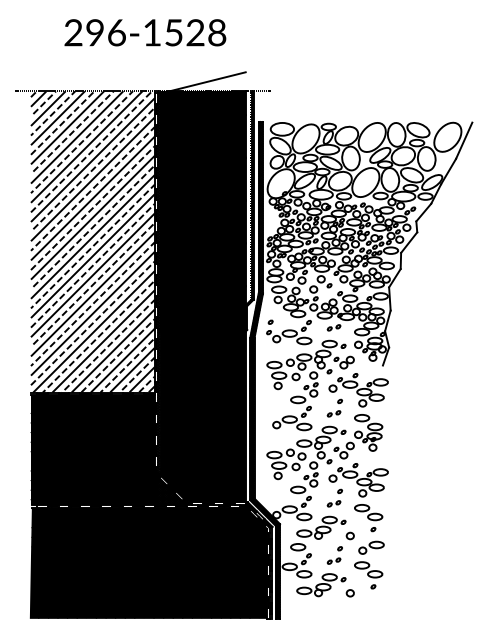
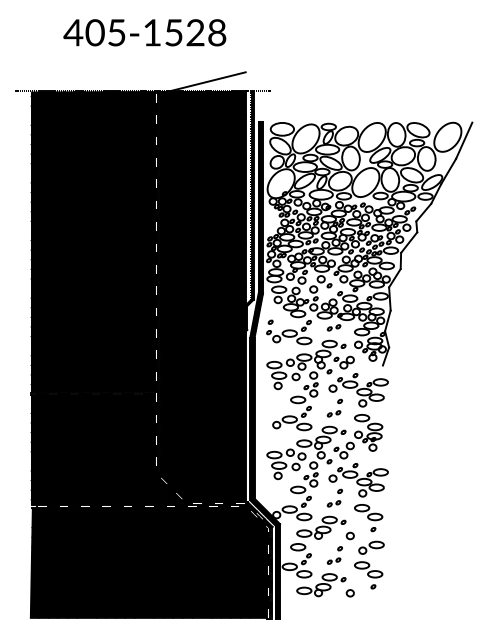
text: 296-1528 -> 405-1528 (94, 32)
fill: none -> present (92, 241)
